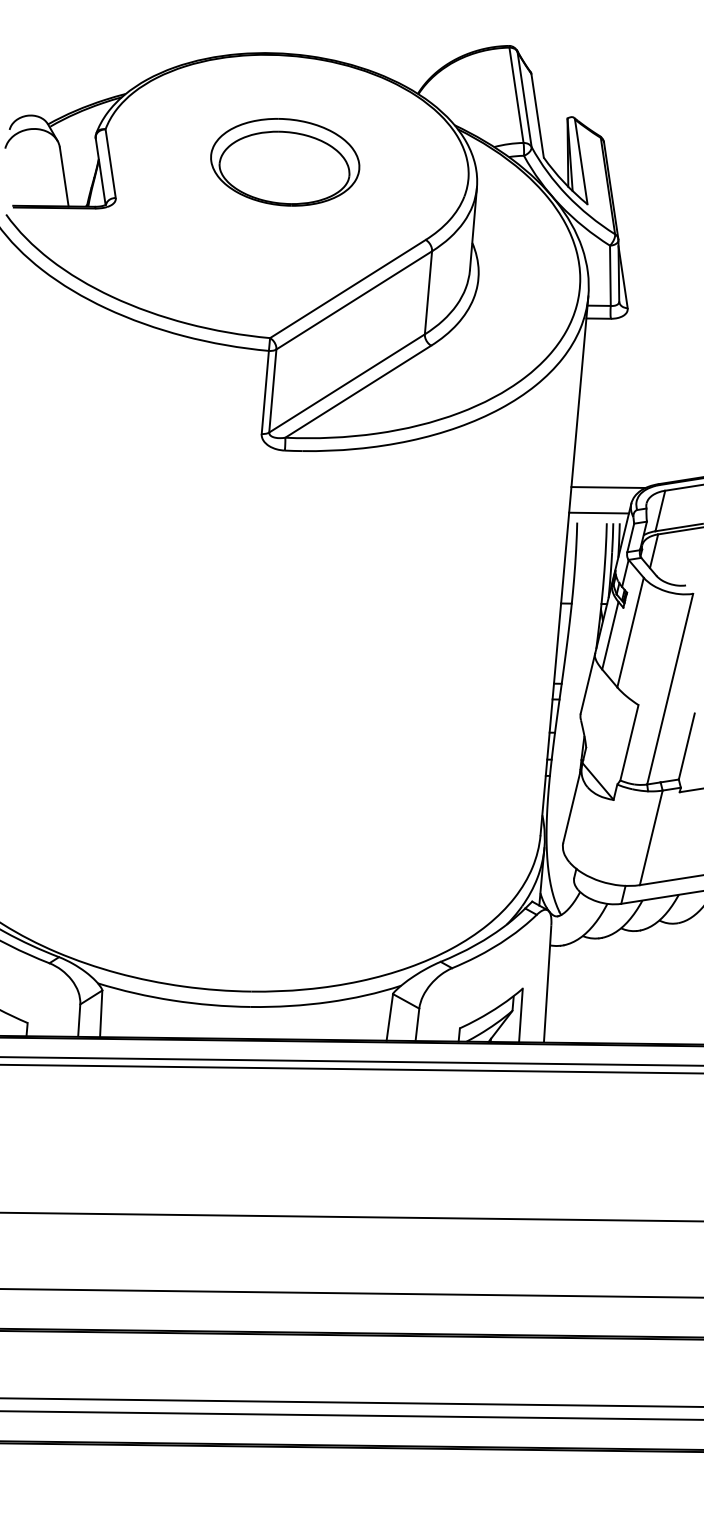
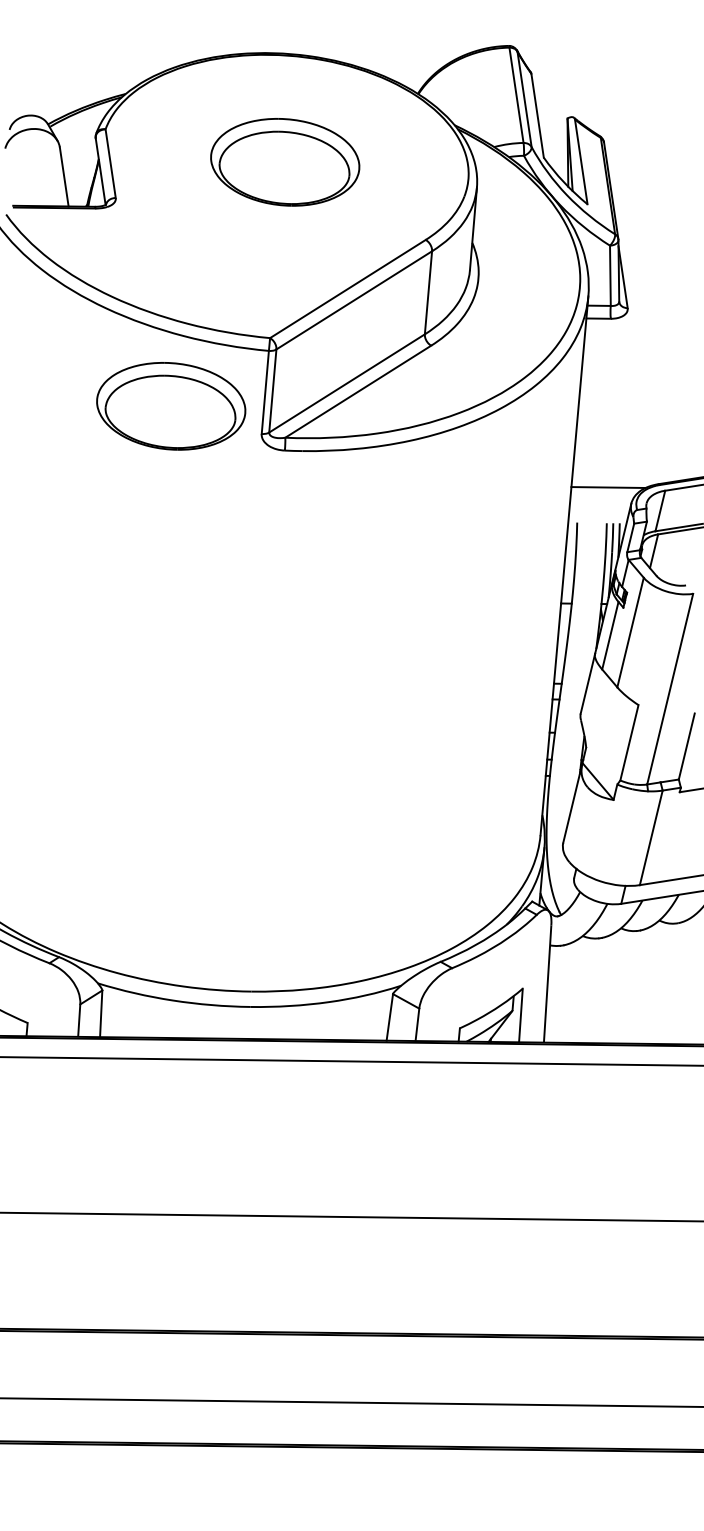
part: none -> present (171, 406)
line: present -> none (598, 512)
line: present -> none (351, 1068)
line: present -> none (351, 1293)
line: present -> none (351, 1415)
